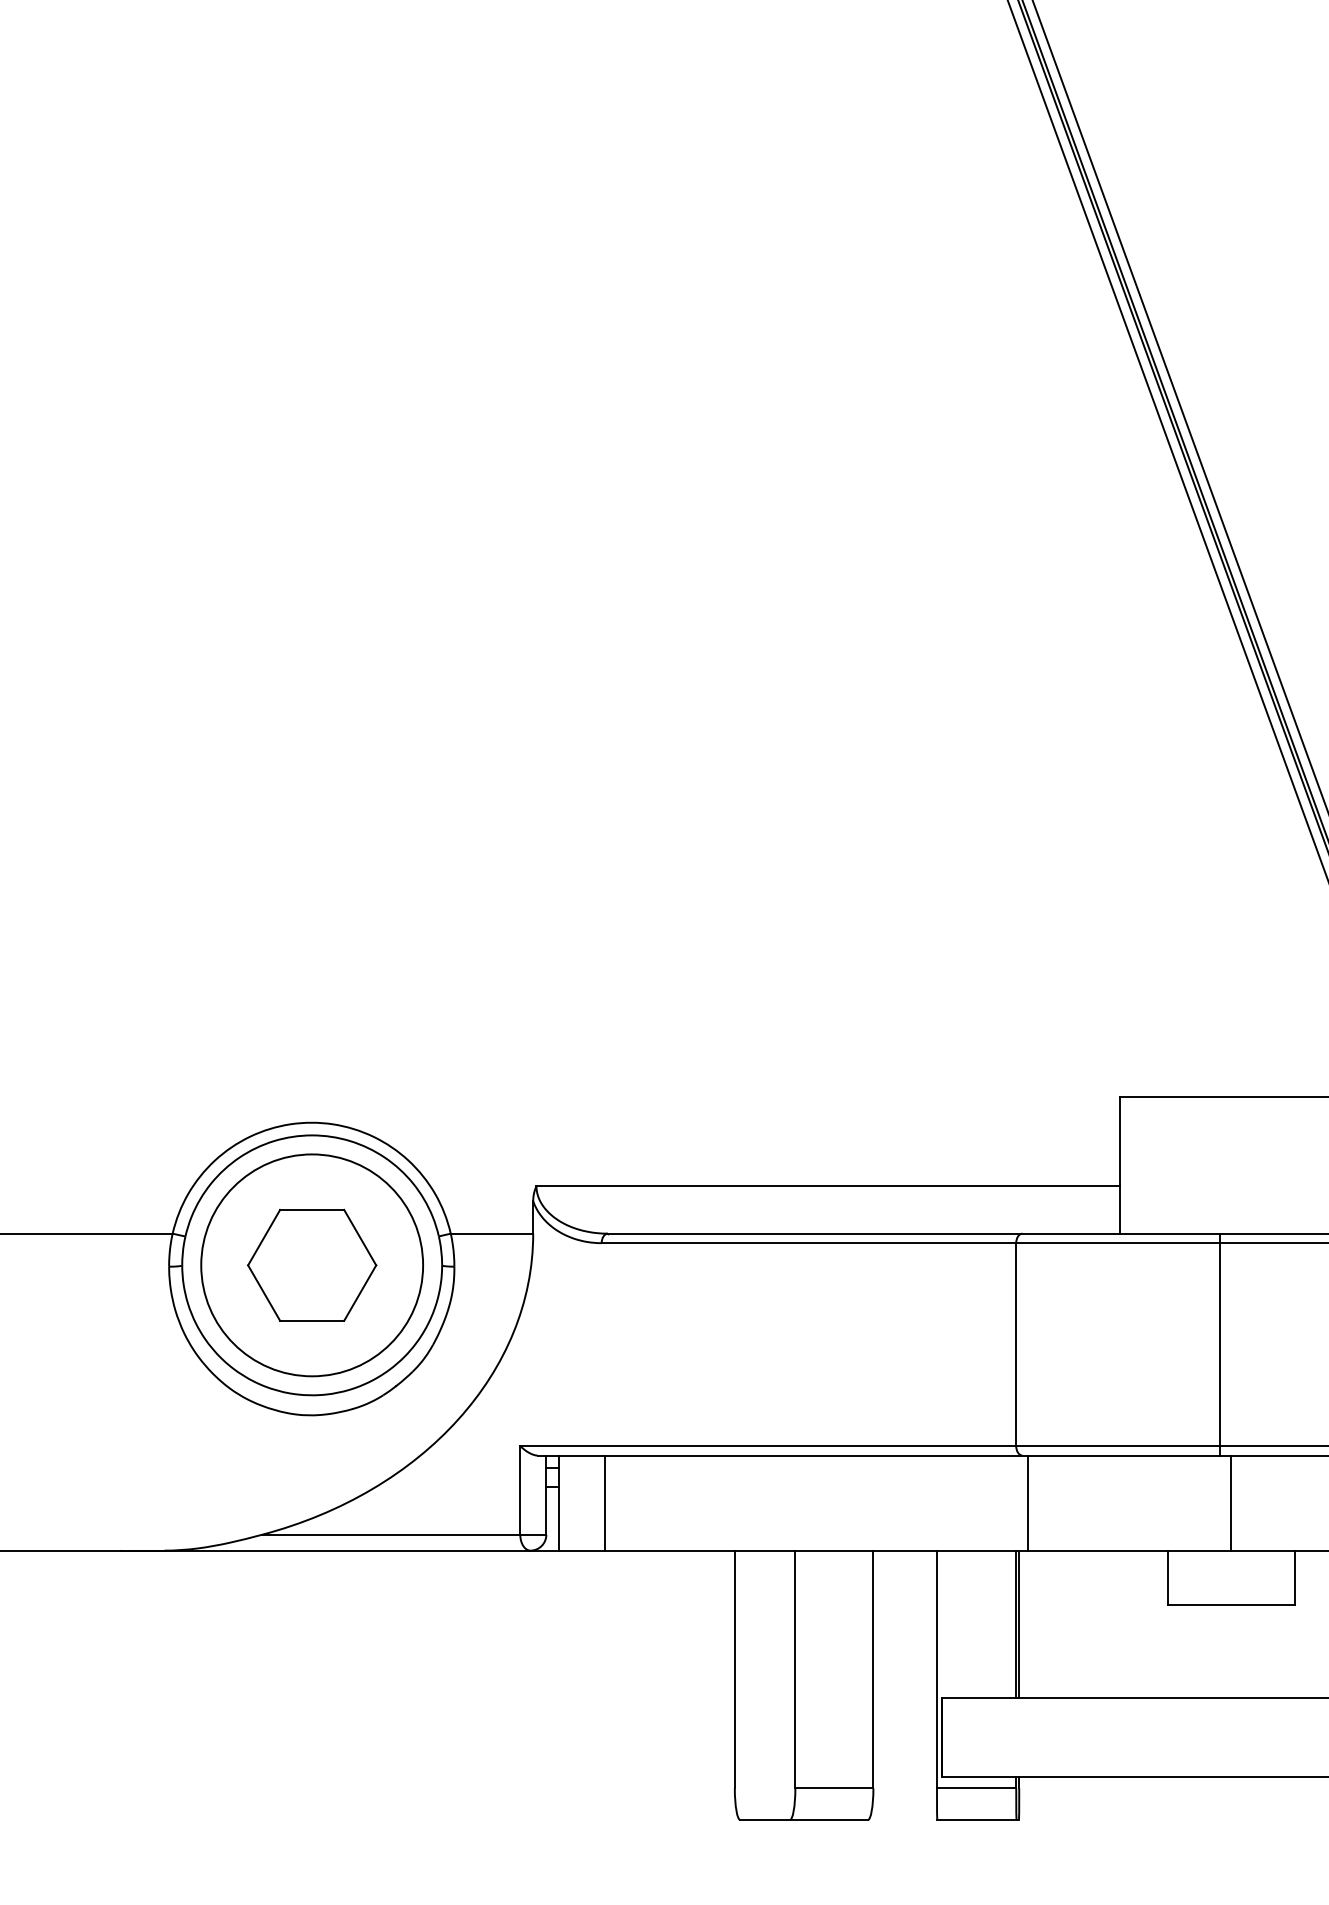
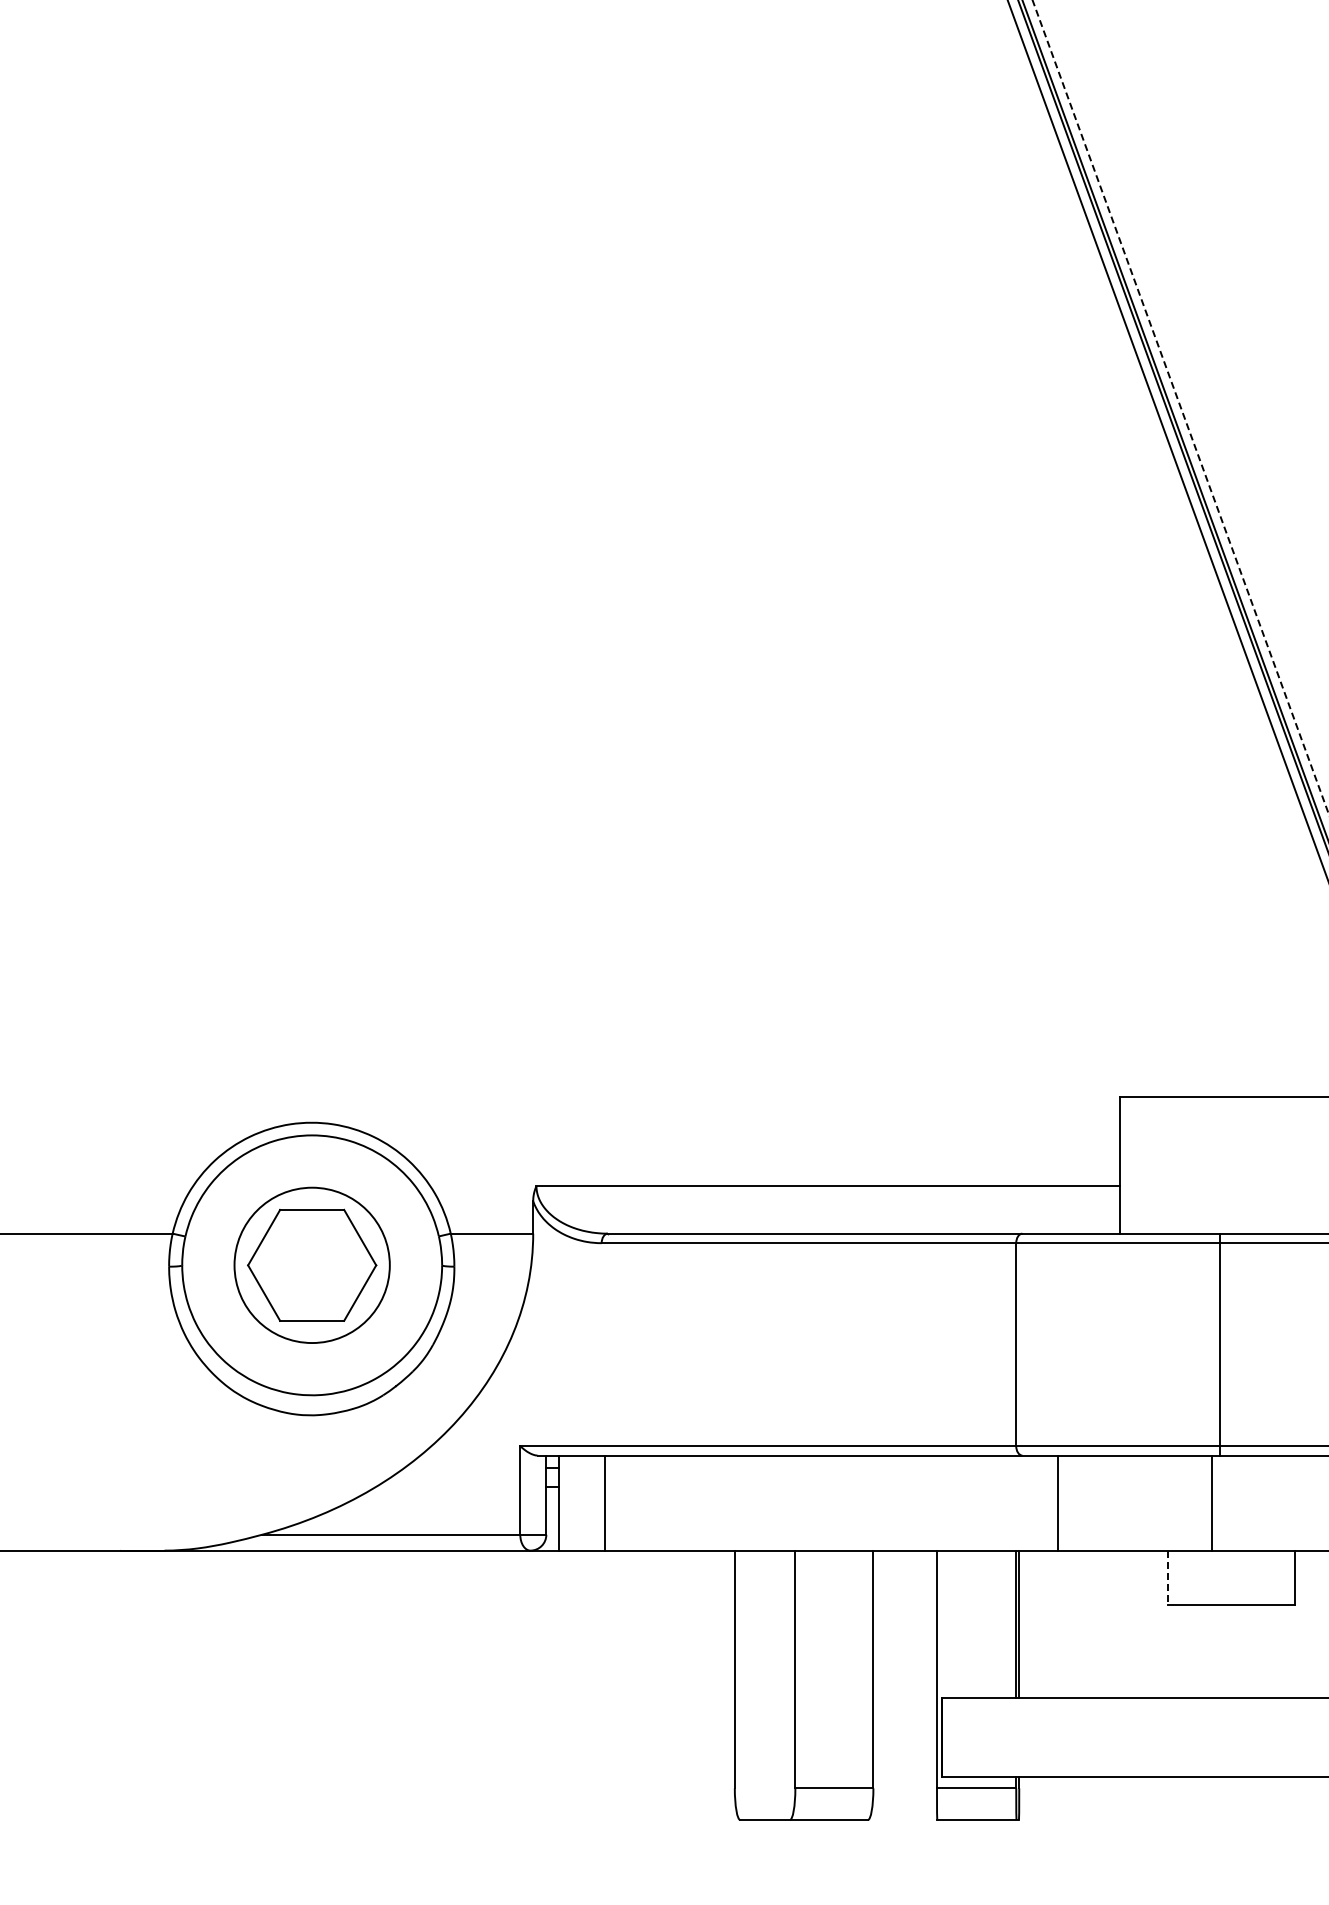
line: solid -> dashed (1180, 407)
circle diameter: 222 px -> 155 px (311, 1265)
line position: (1027, 1502) -> (1057, 1502) (1057, 1502)
line position: (1231, 1502) -> (1212, 1502) (1212, 1502)
line: solid -> dashed (1168, 1577)
